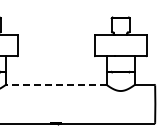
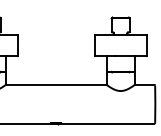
line: dashed -> solid (55, 84)
